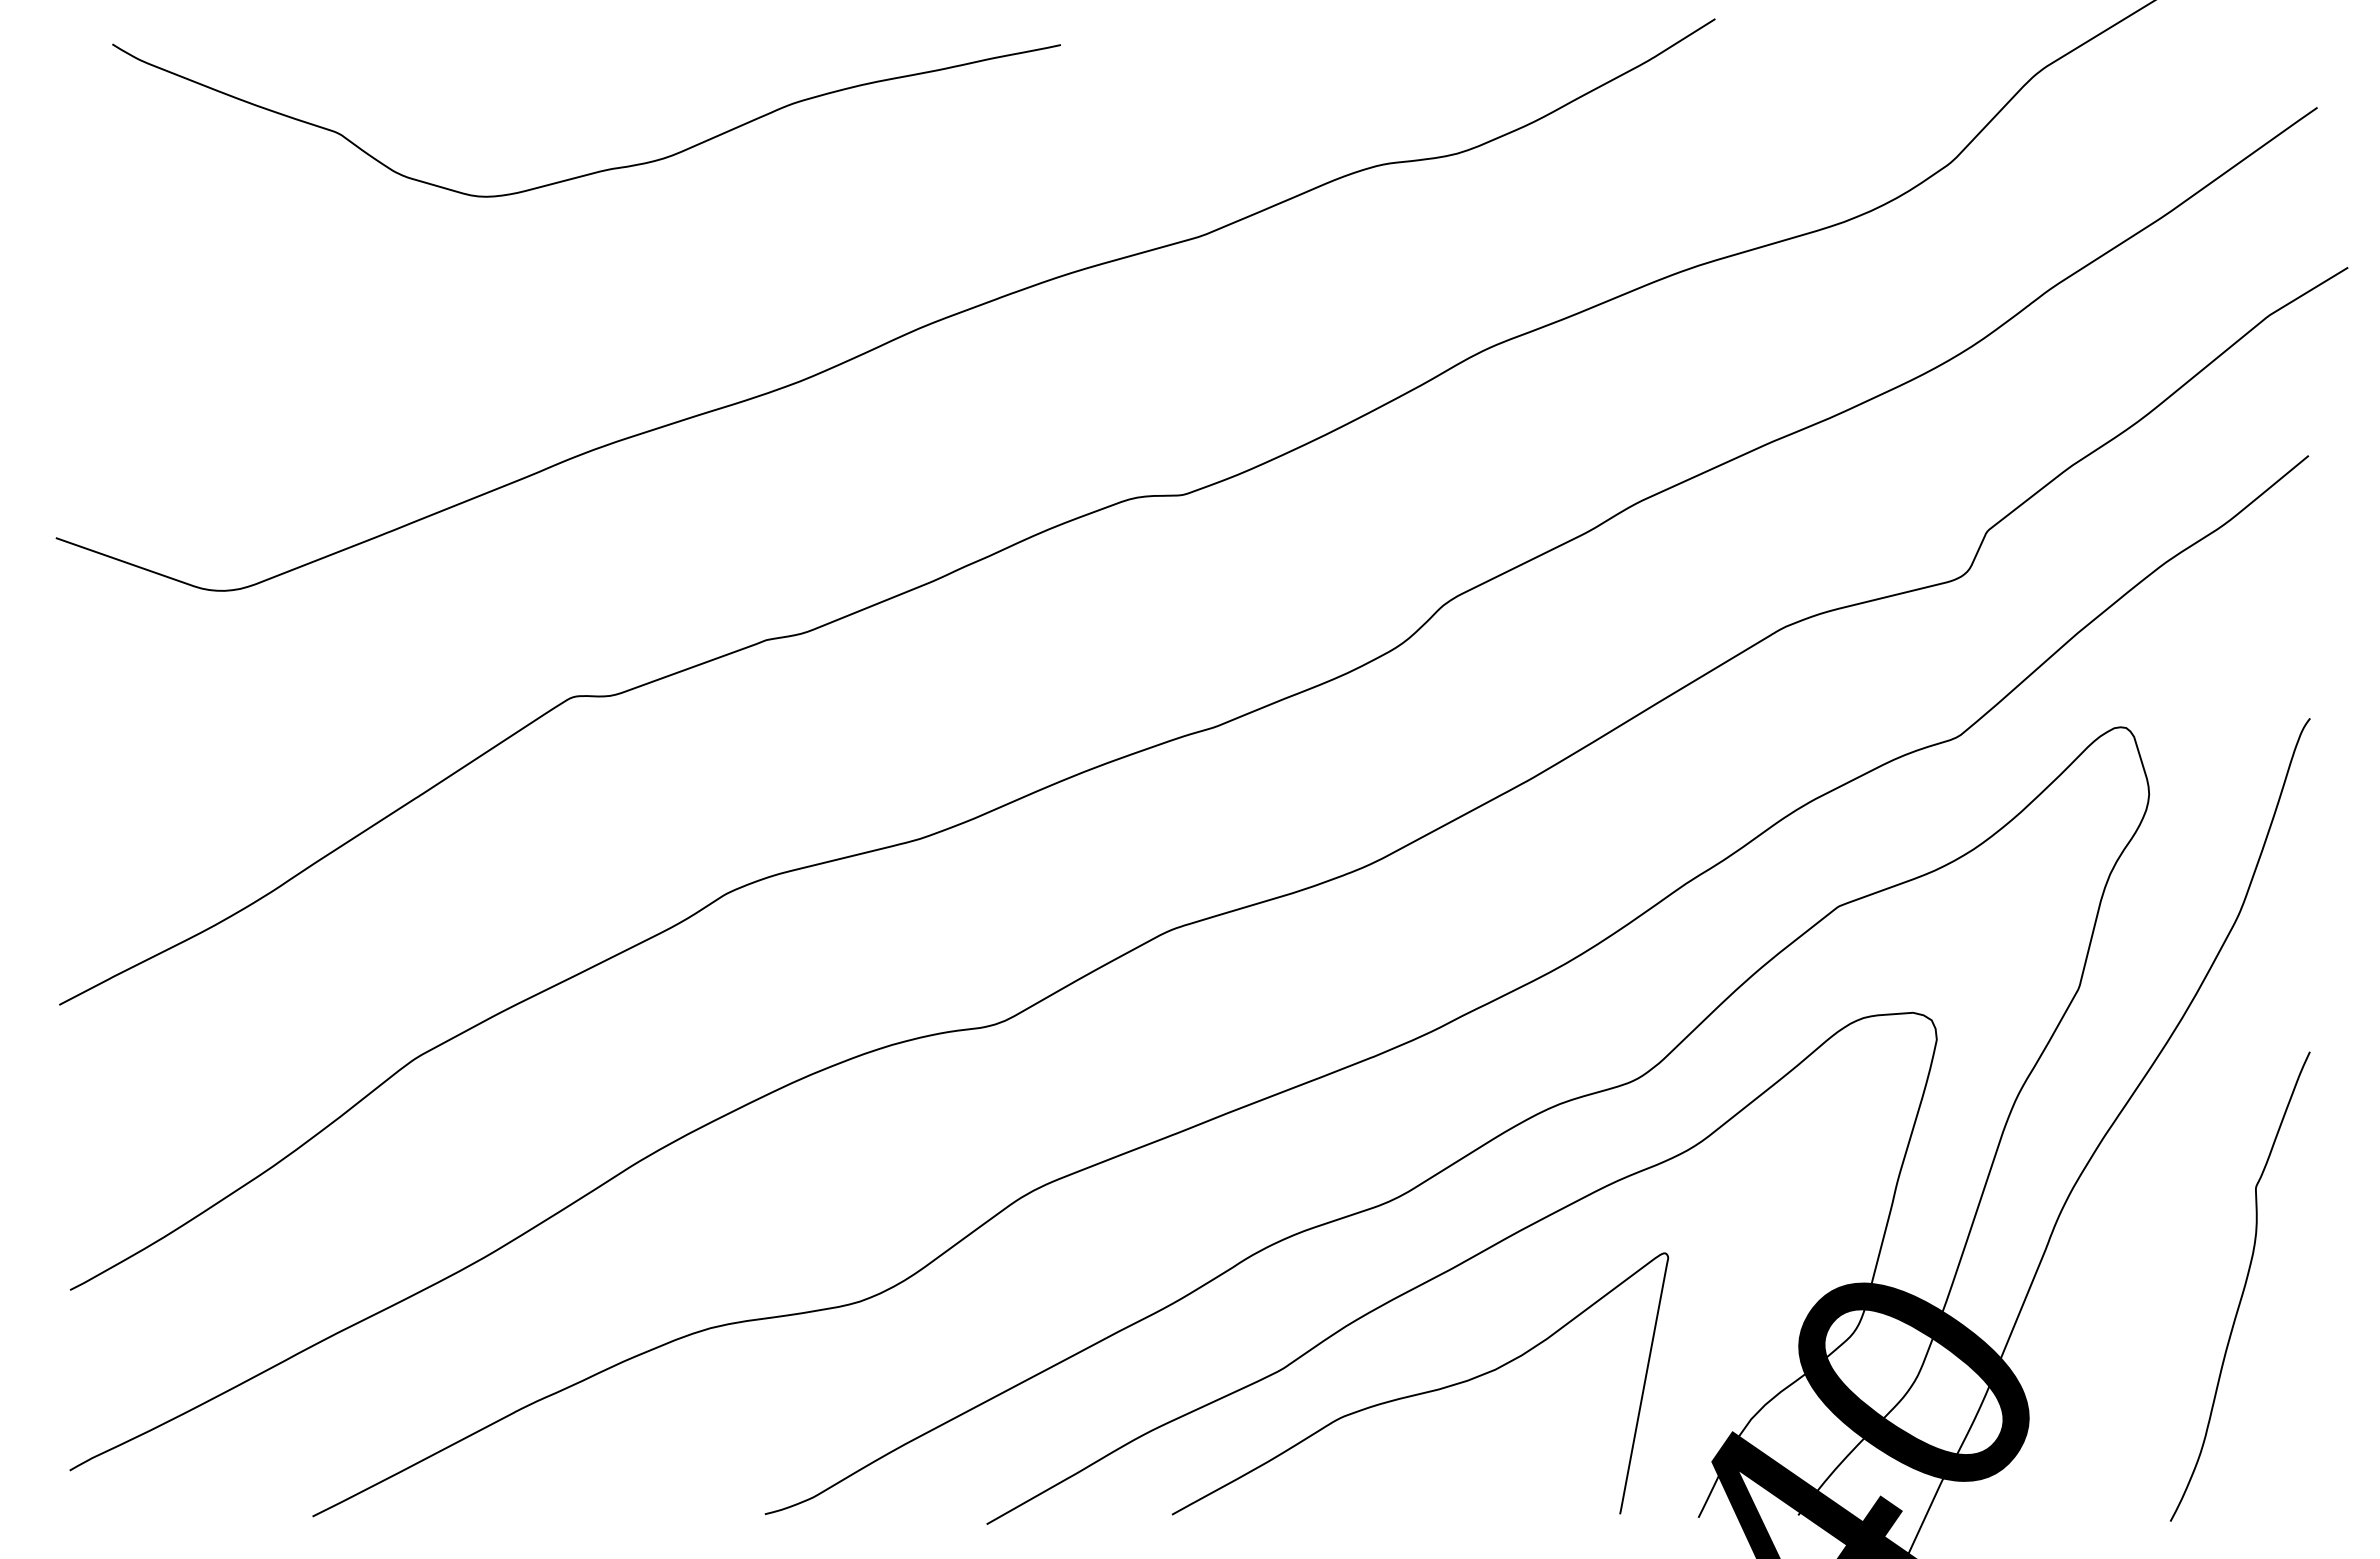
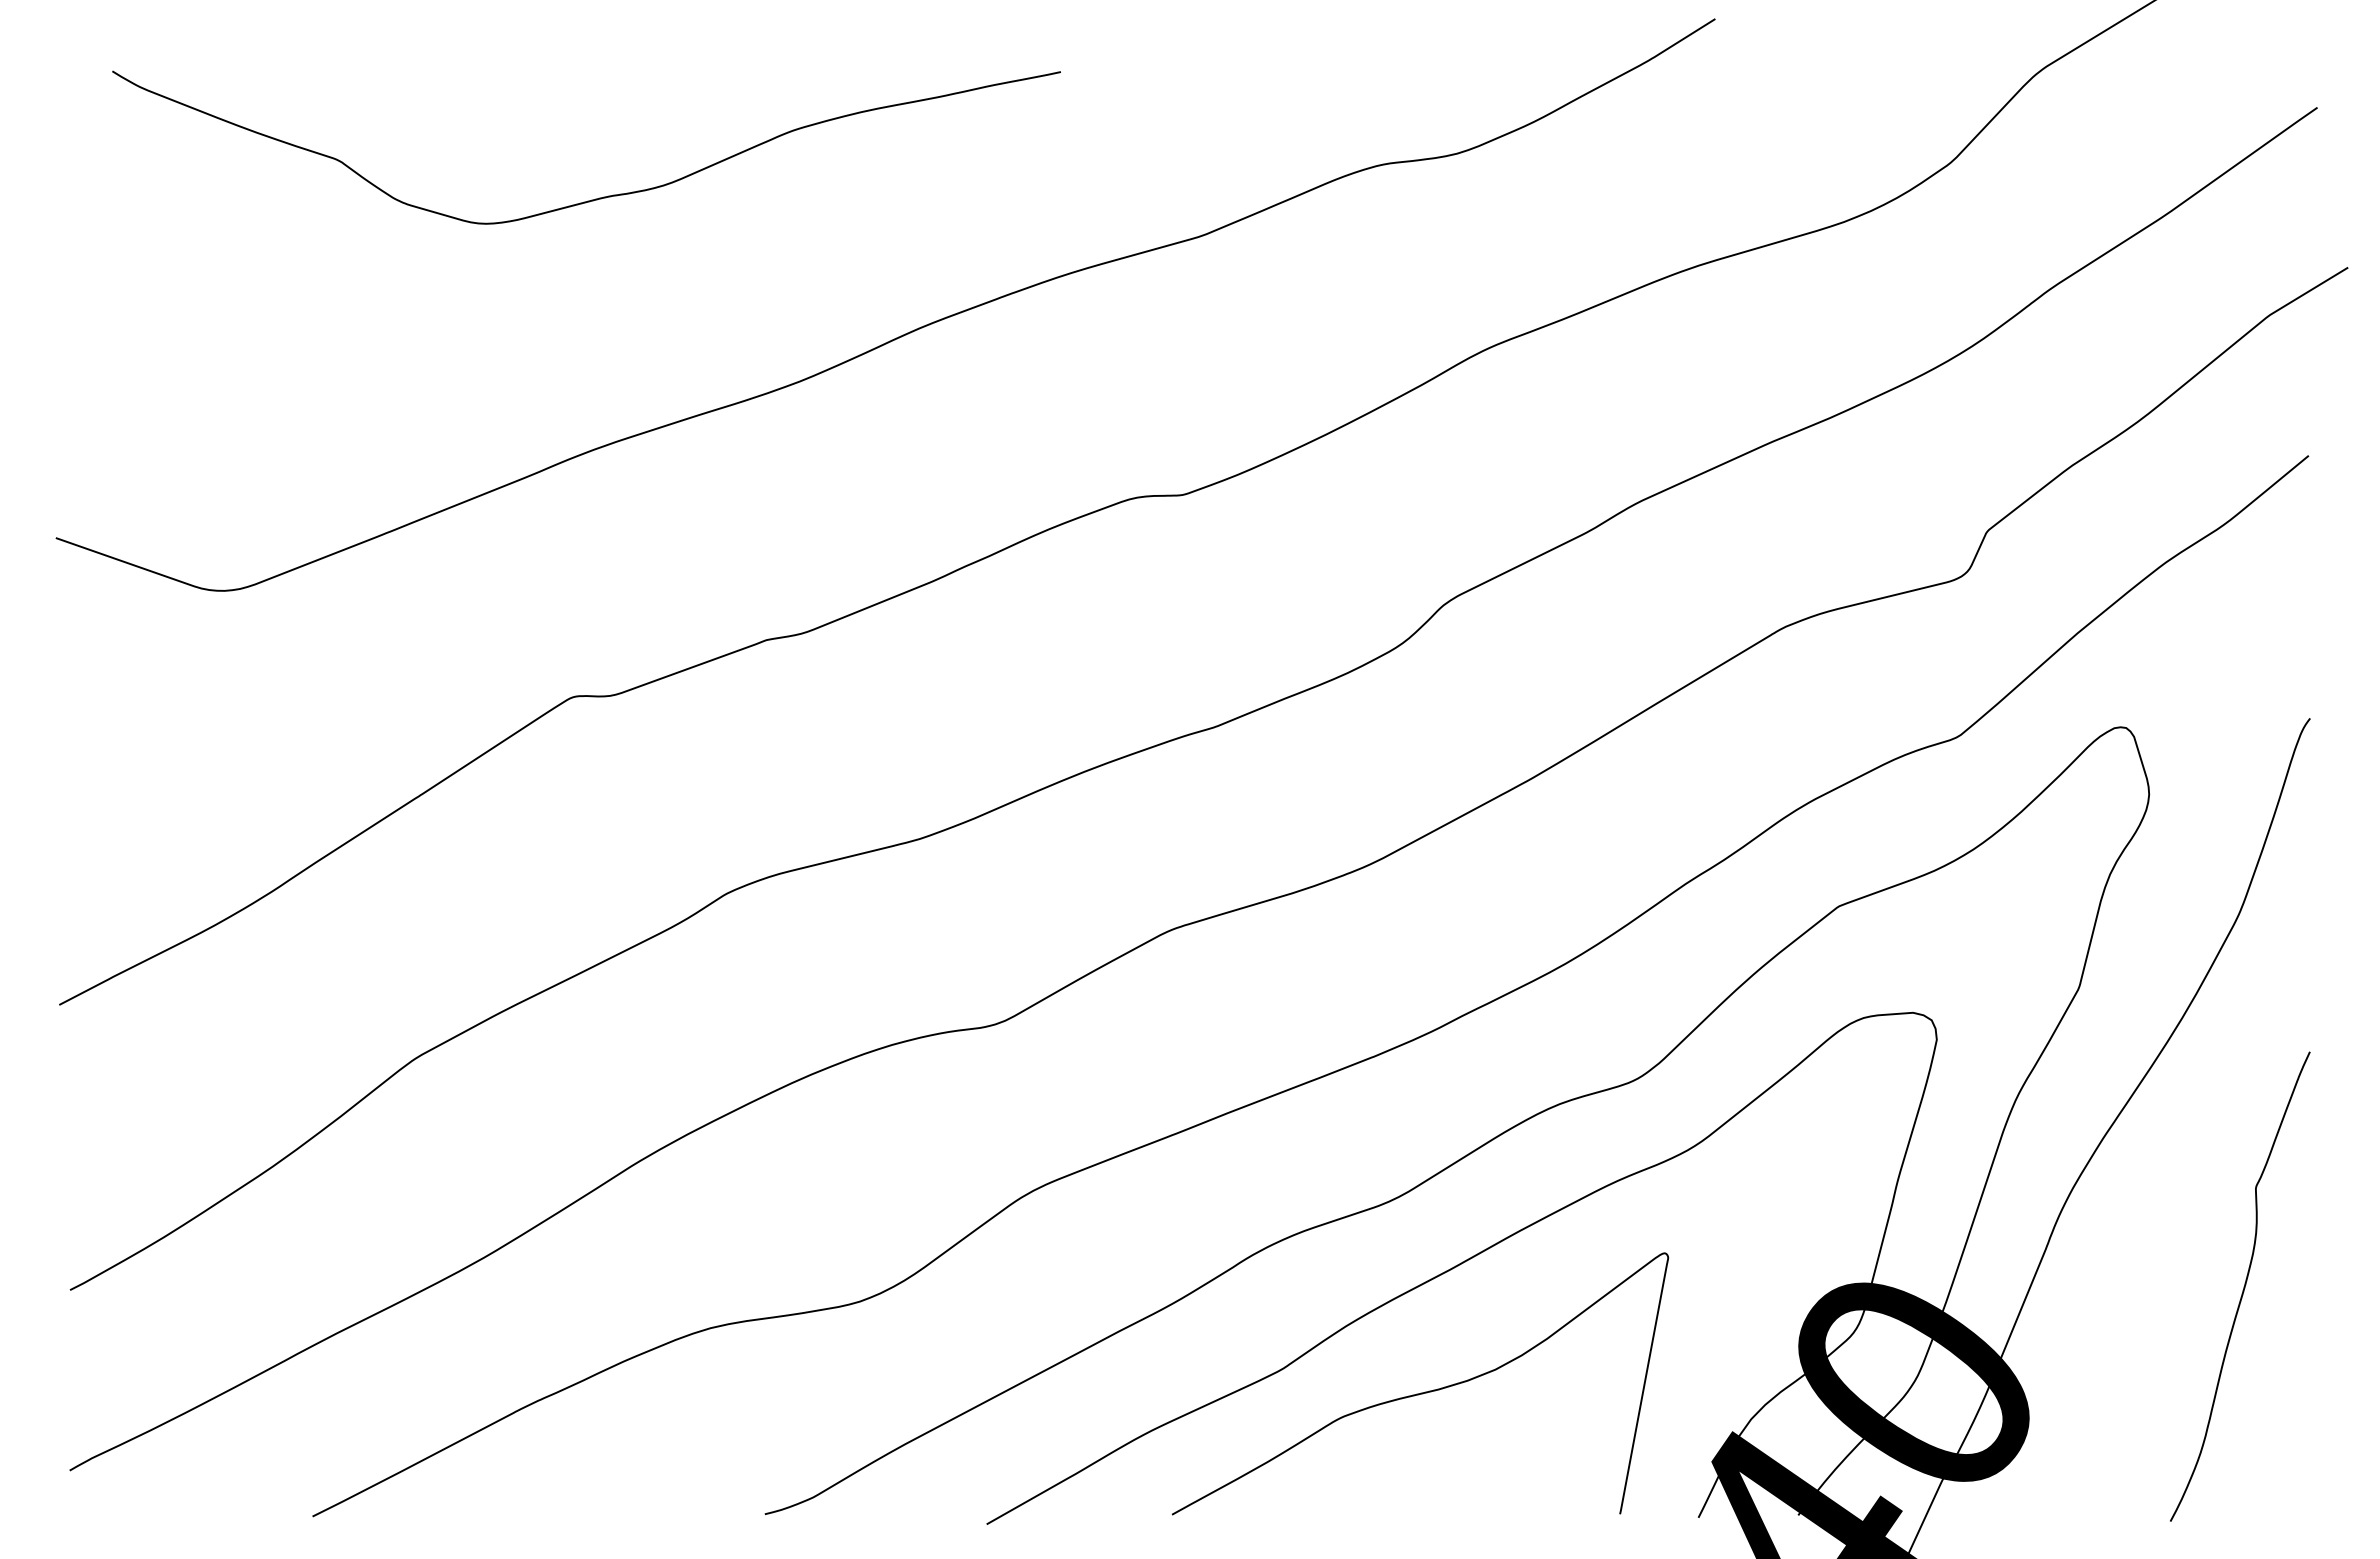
curve position: (599, 170) -> (599, 197) (599, 197)
